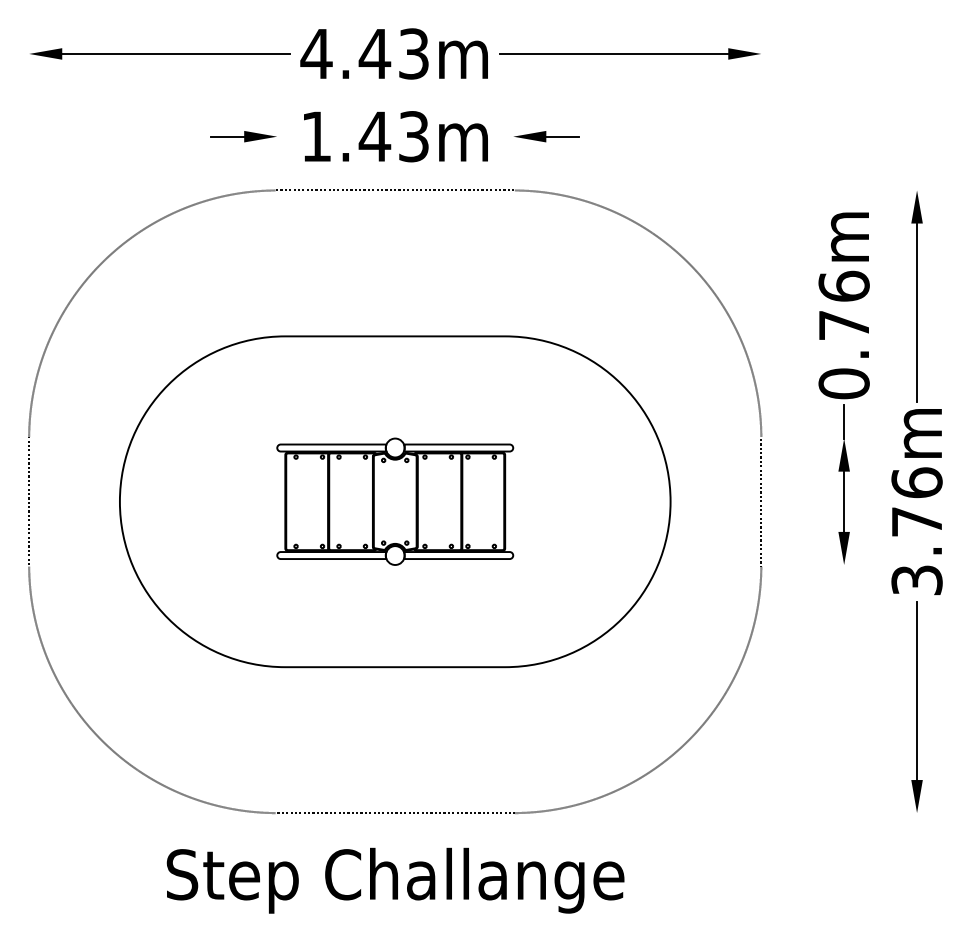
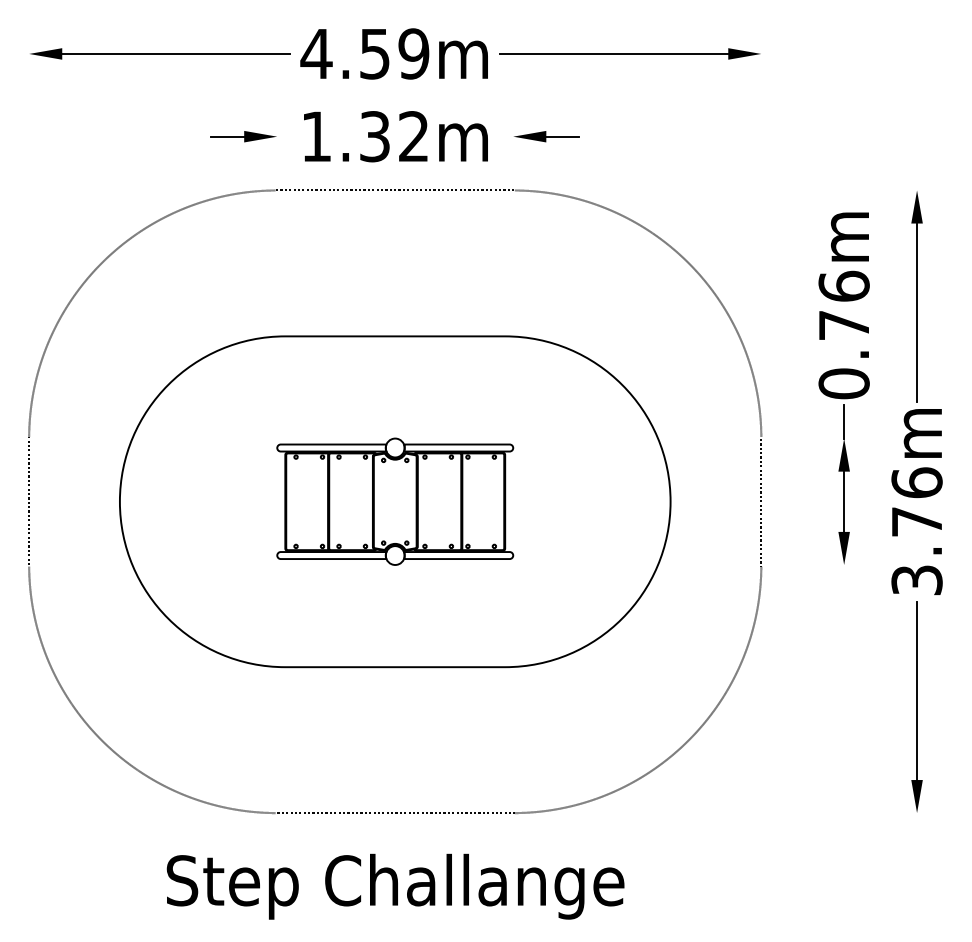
text: 4.43m -> 4.59m (393, 53)
text: 1.43m -> 1.32m (393, 136)
text position: (395, 880) -> (395, 886) (395, 886)
